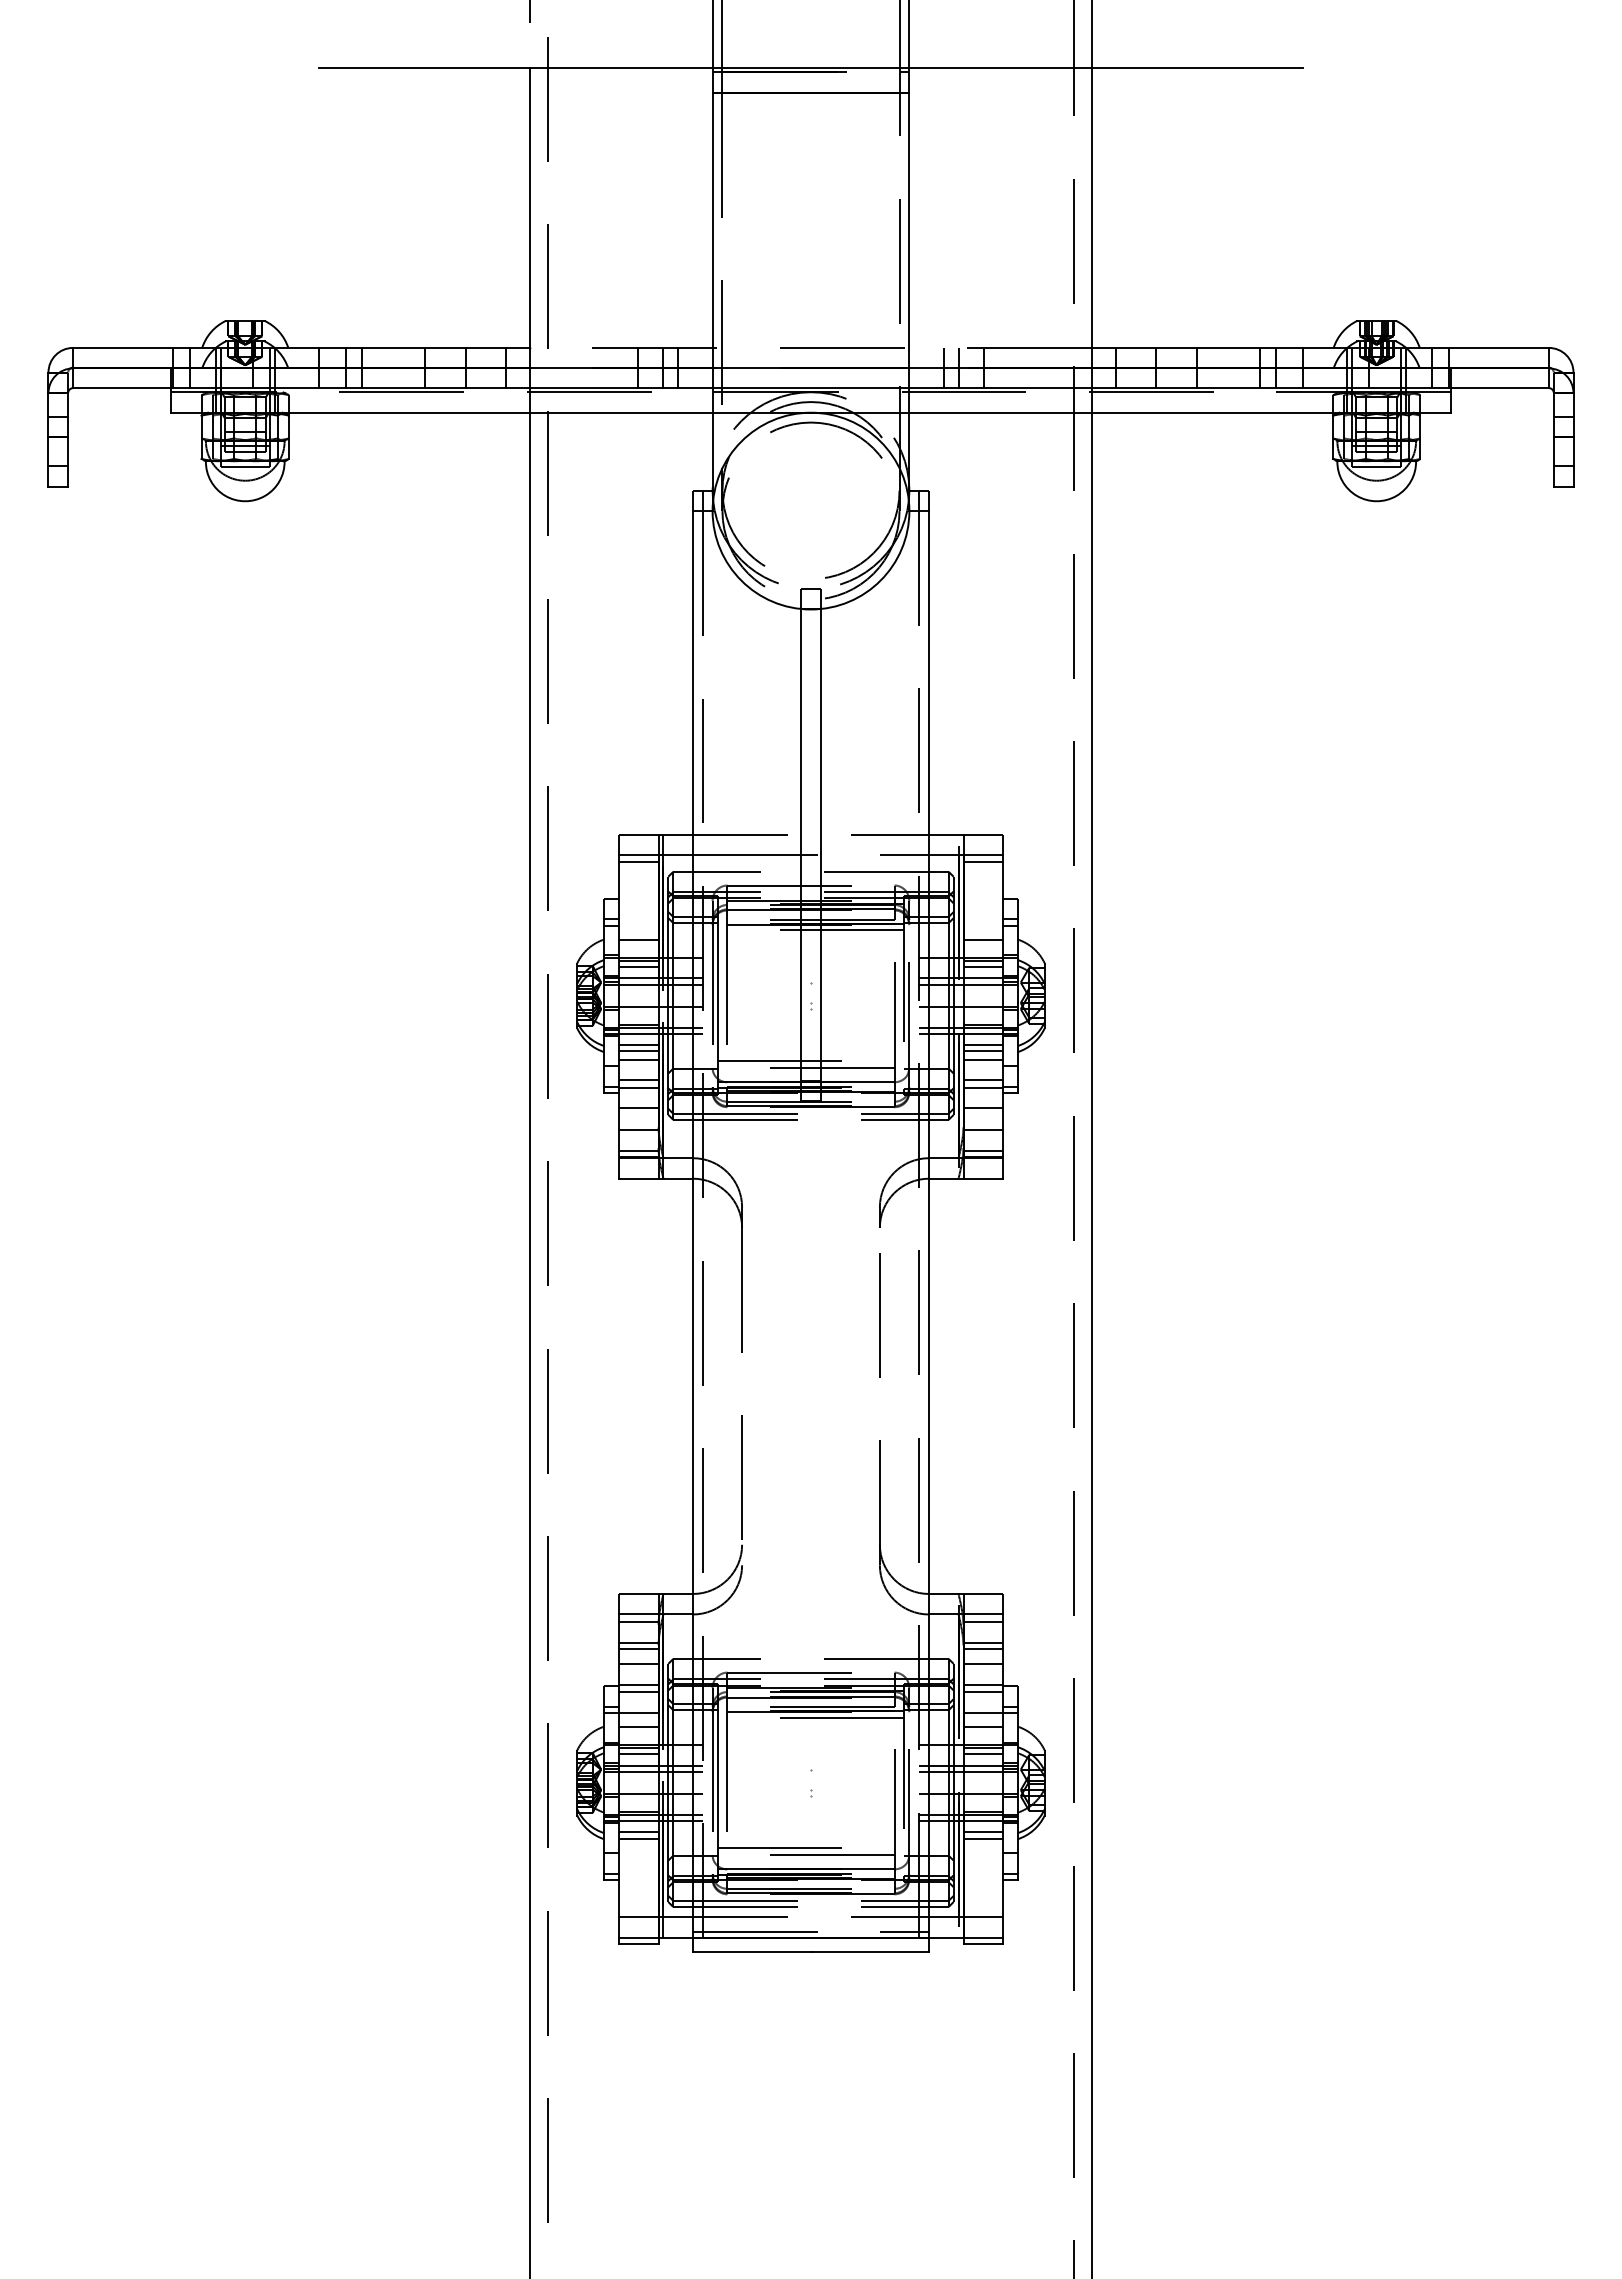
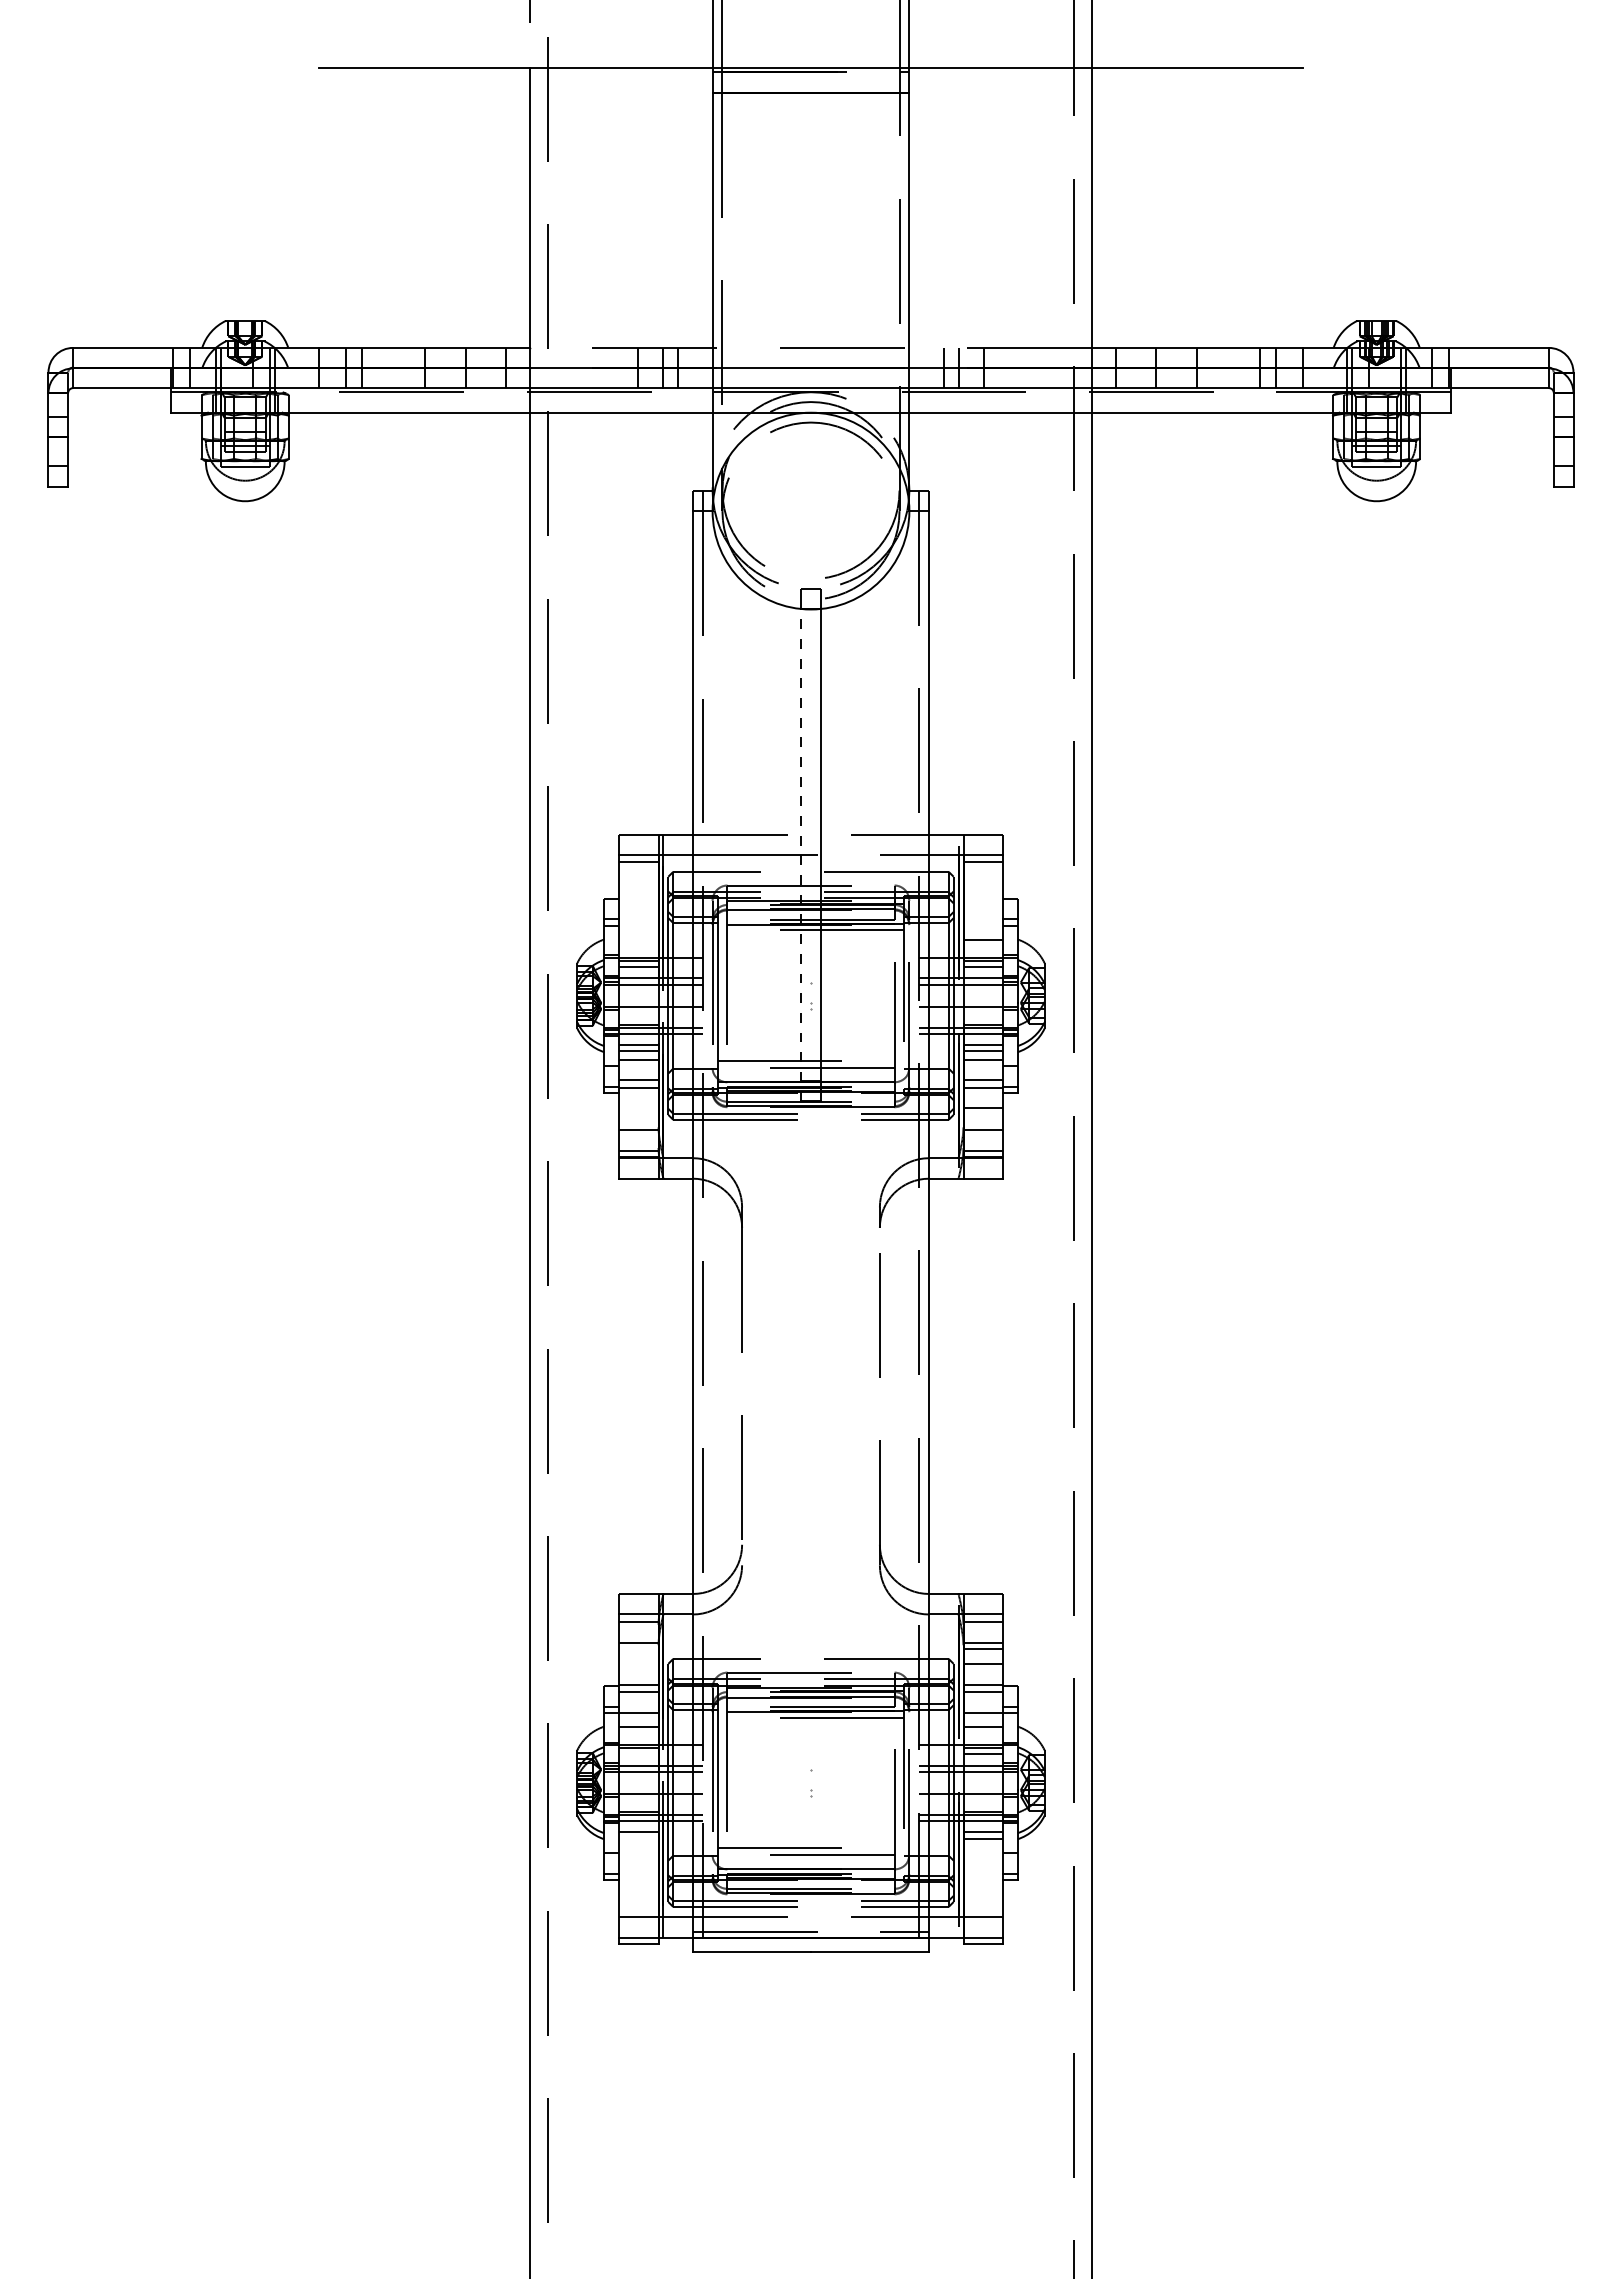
line: solid -> dashed (801, 855)
line: present -> none (638, 940)
line: present -> none (638, 1108)
line: present -> none (638, 1648)
line: present -> none (638, 1664)
line: present -> none (638, 1753)
line: present -> none (638, 1838)
